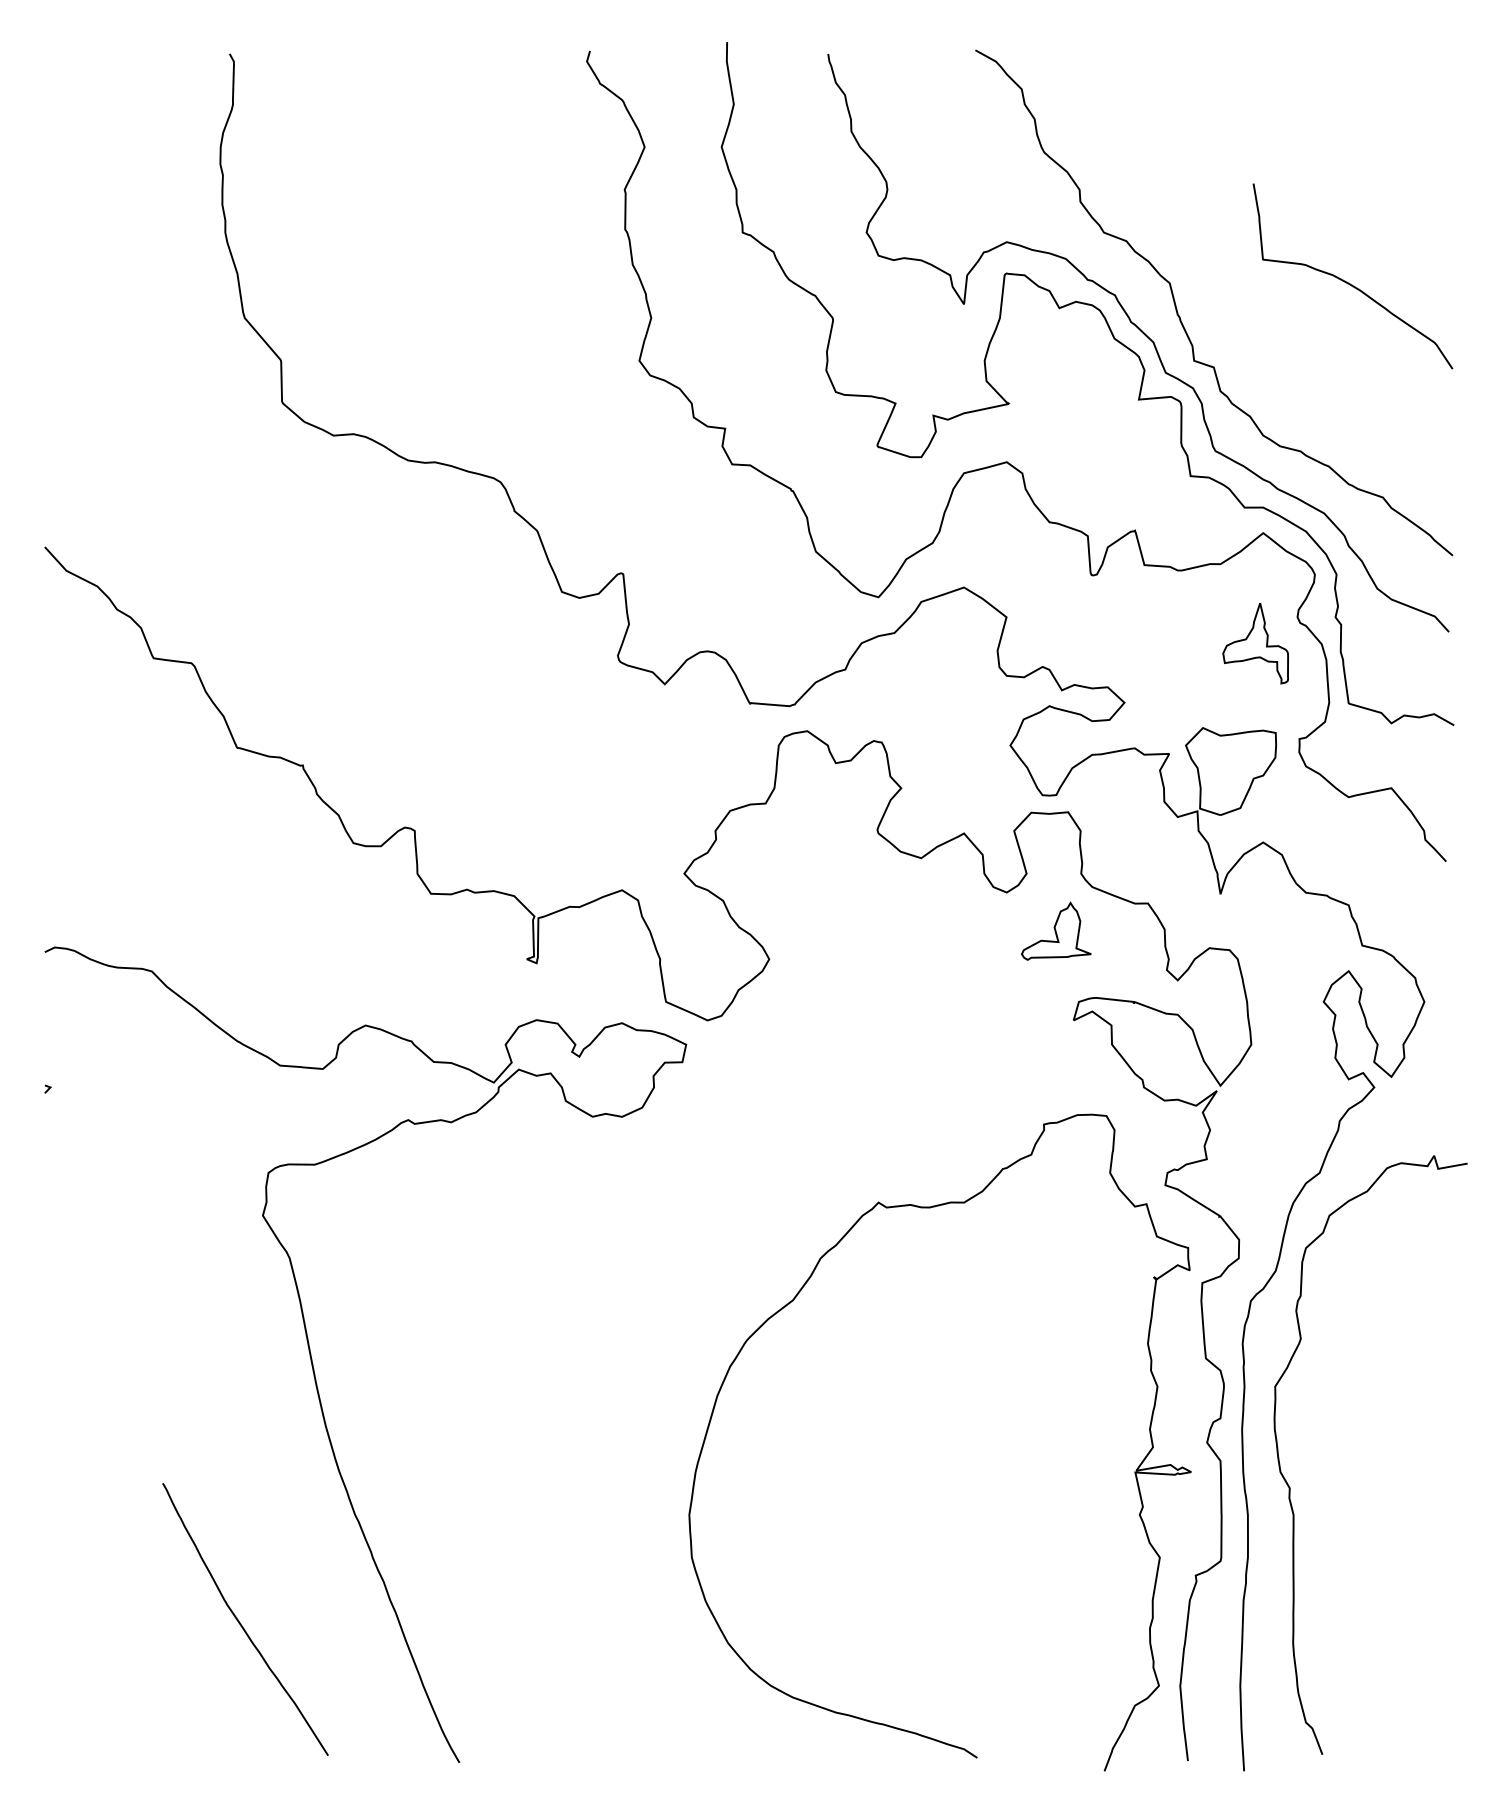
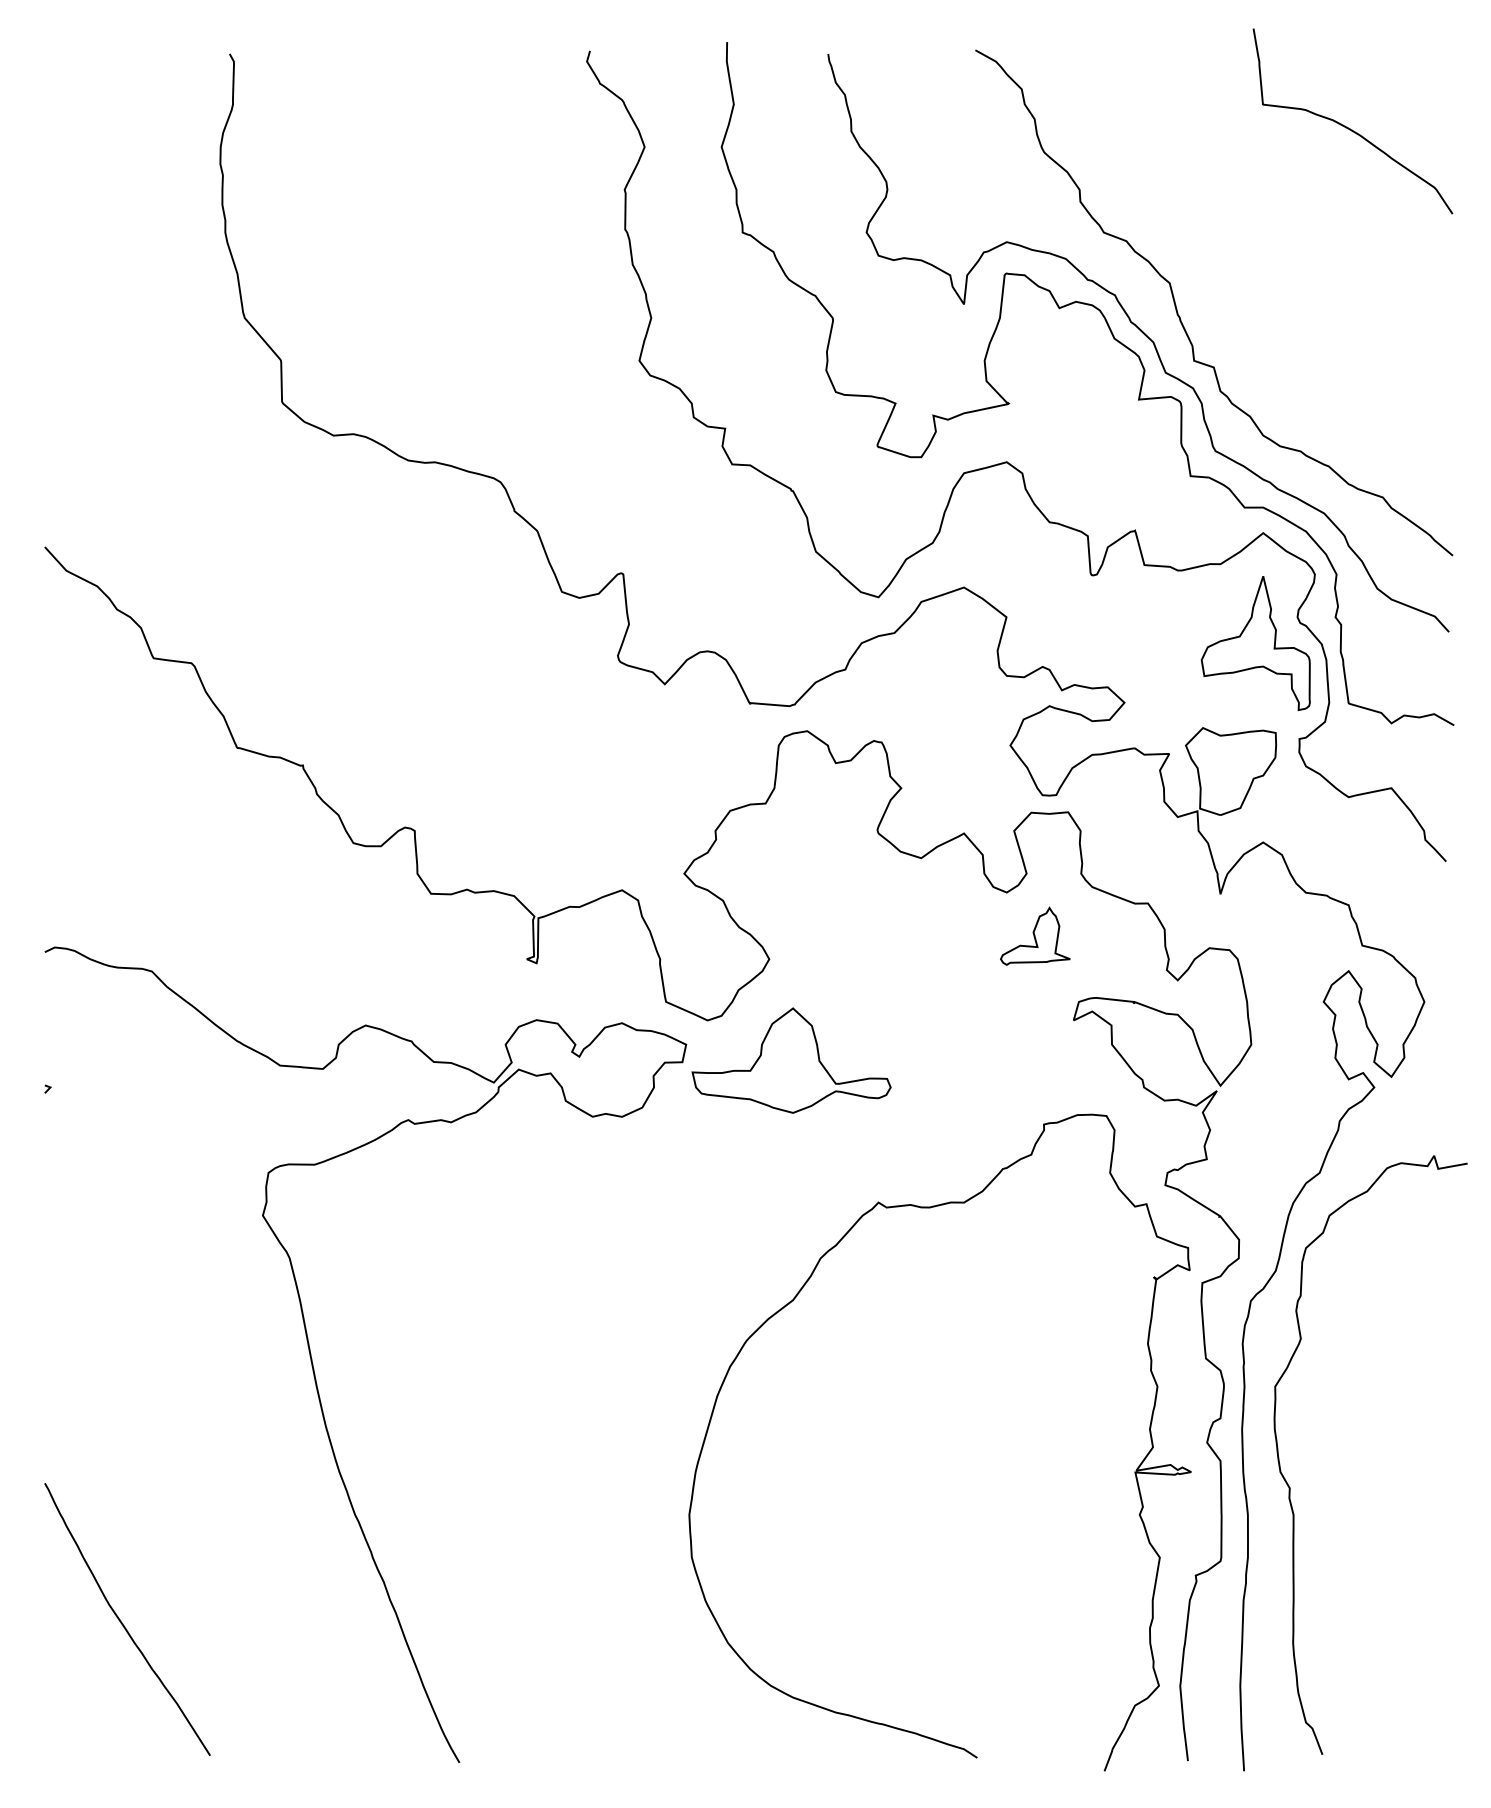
curve position: (1348, 282) -> (1348, 127) (1348, 127)
part size: 67x82 px -> 111x135 px (1255, 643)
part position: (1056, 930) -> (1035, 935) (1035, 935)
part: none -> present (791, 1060)
curve position: (241, 1623) -> (123, 1623) (123, 1623)
